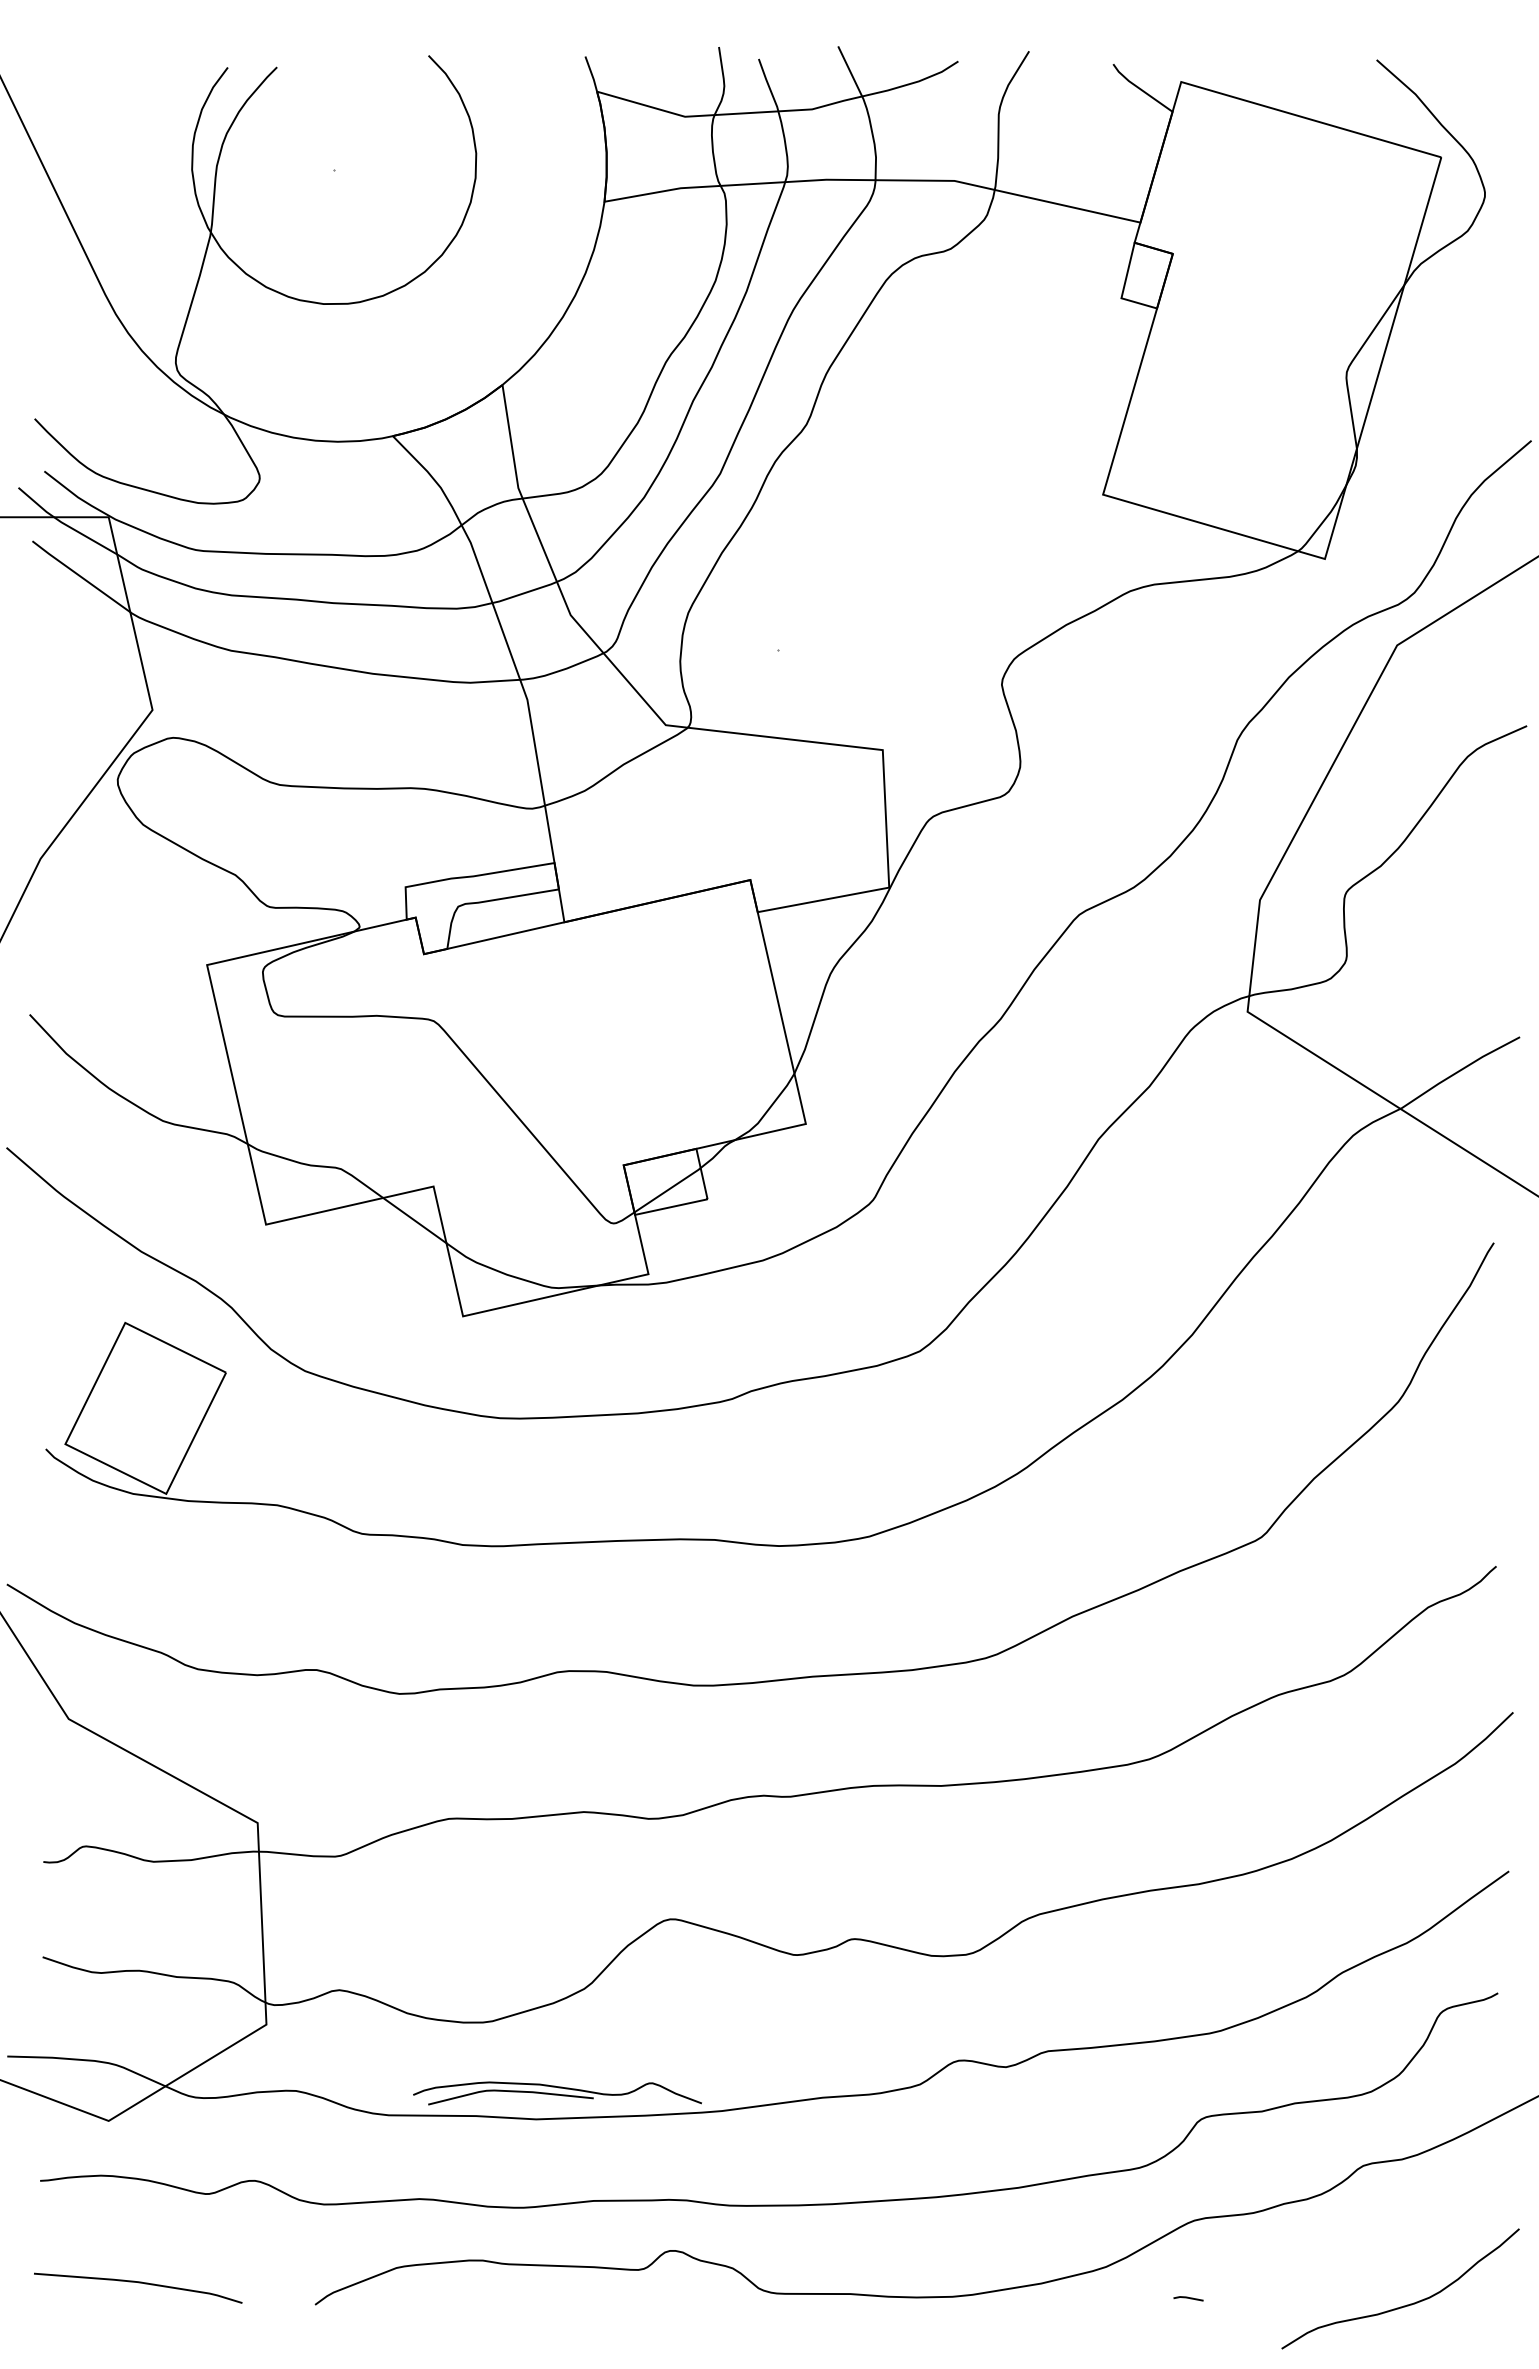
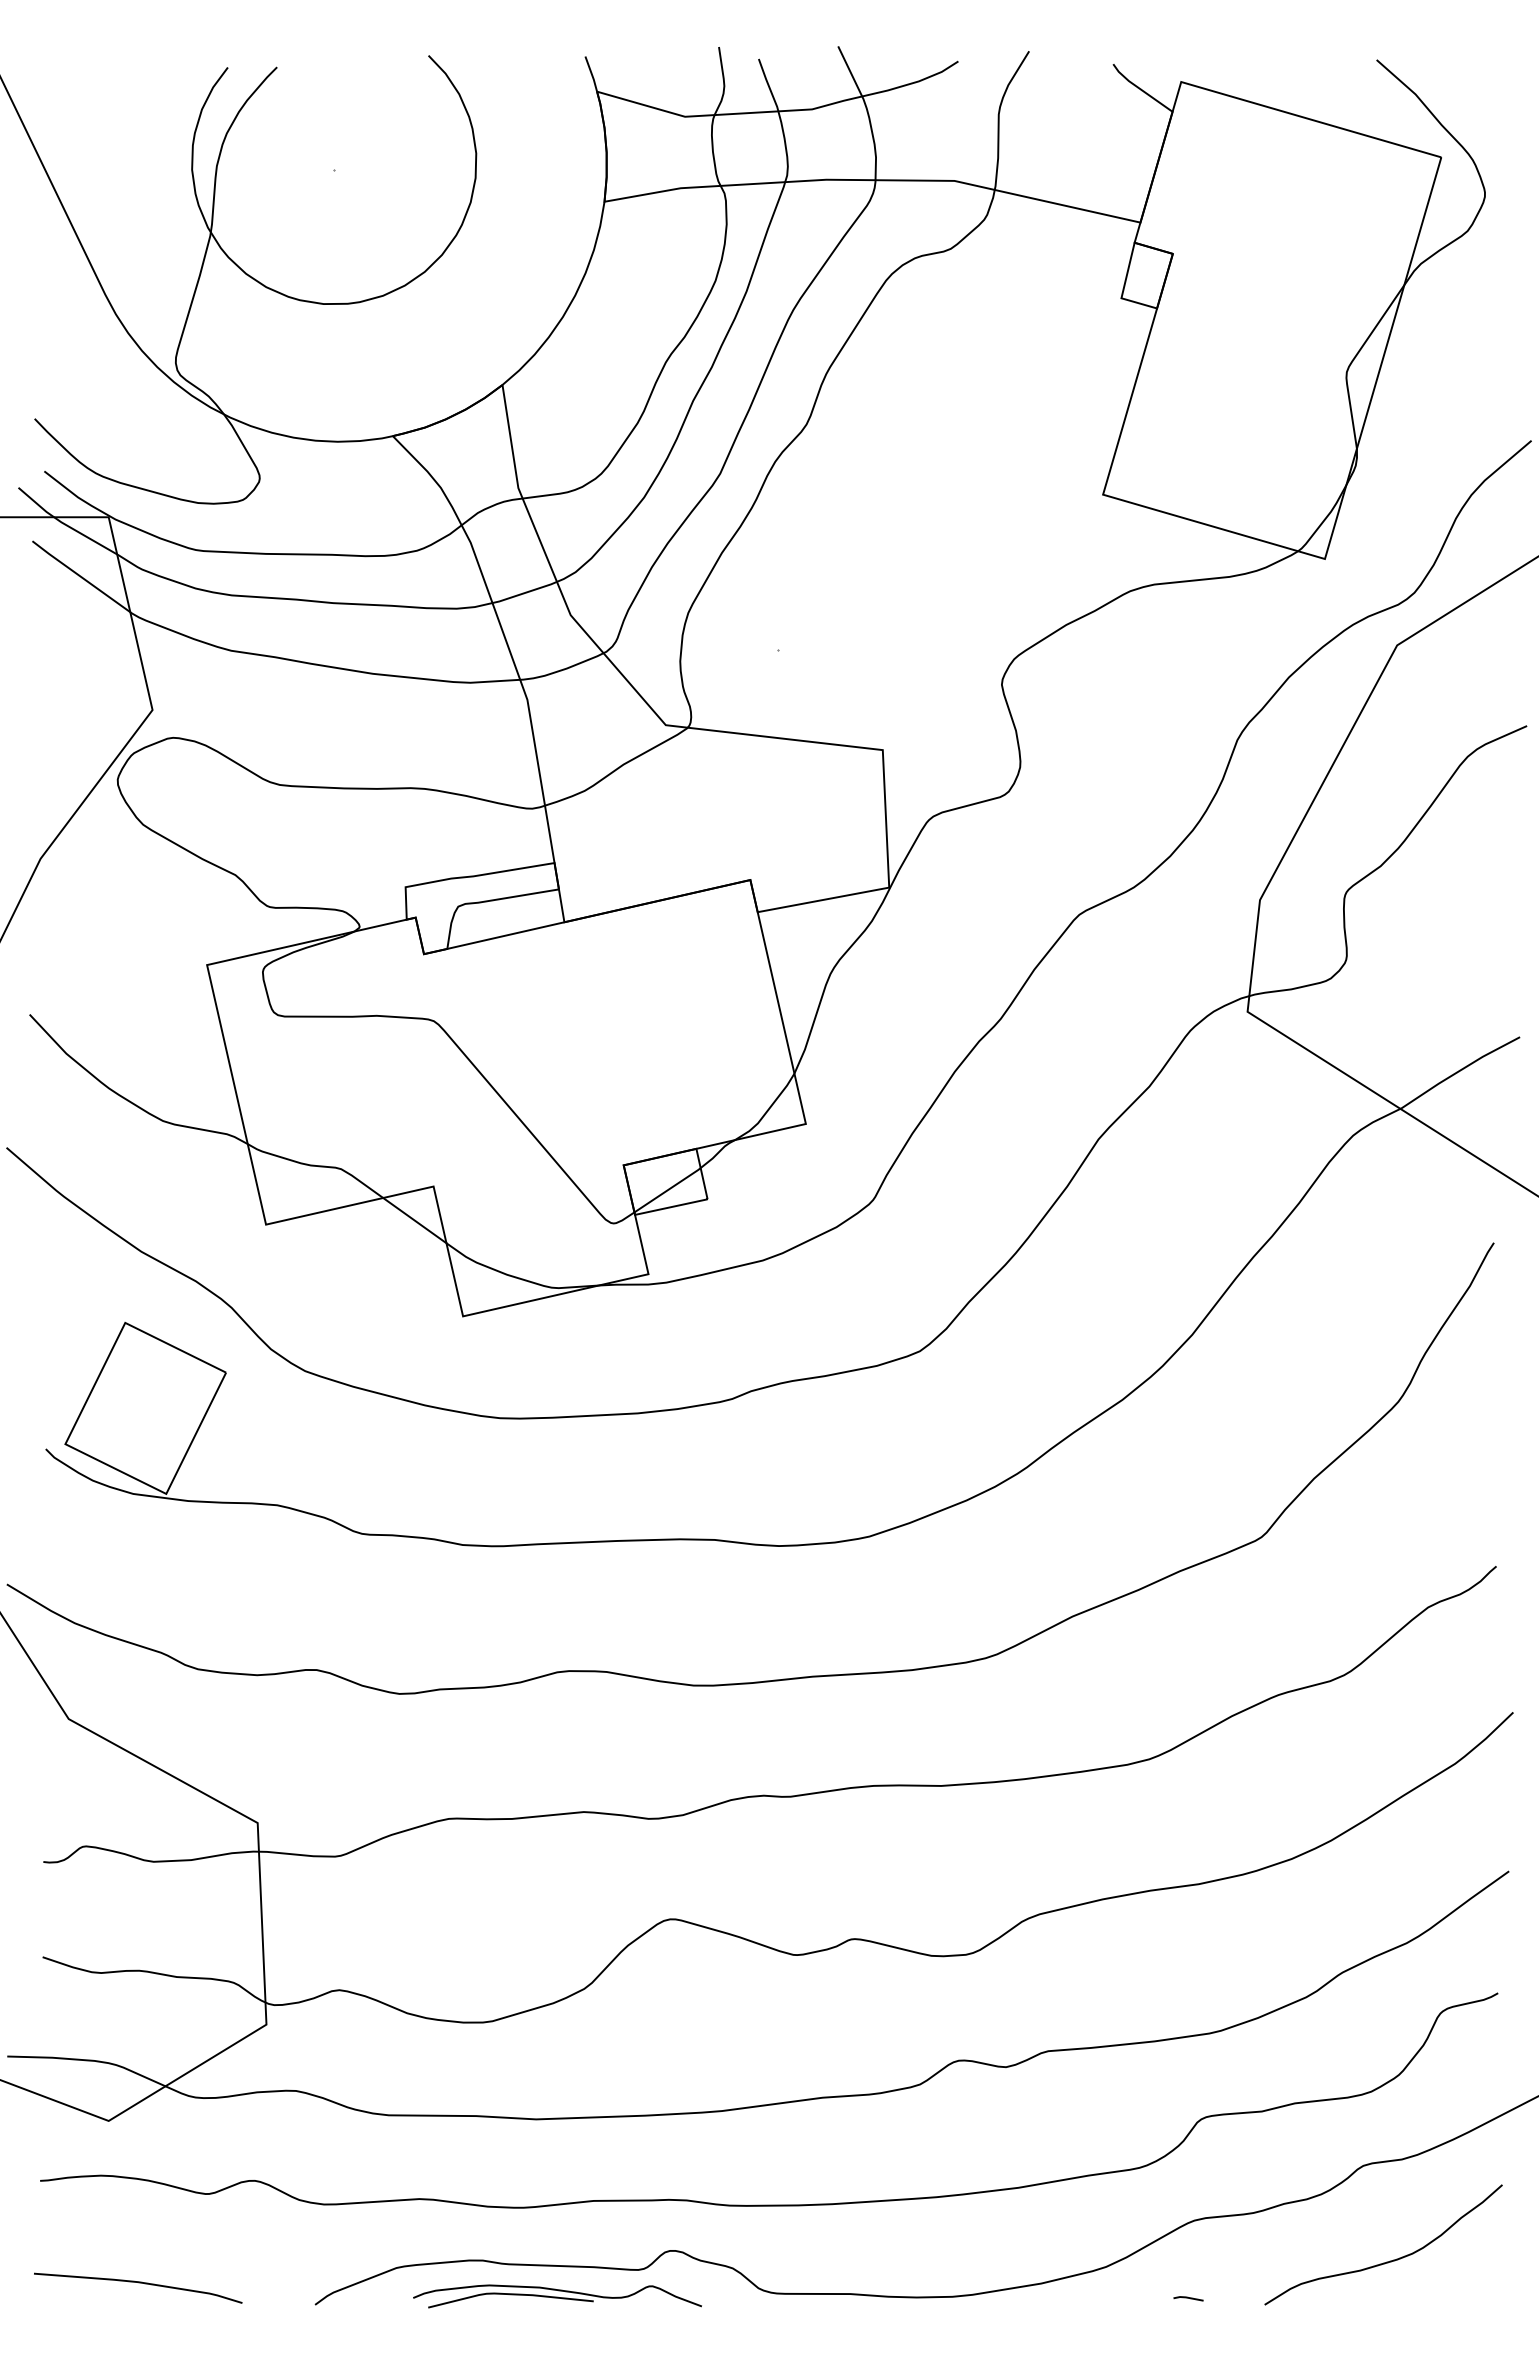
part position: (557, 2093) -> (557, 2296) (557, 2296)
curve position: (1403, 2305) -> (1386, 2261) (1386, 2261)
